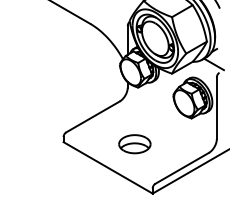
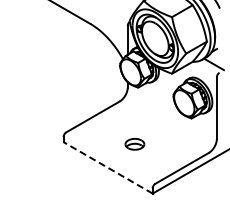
part size: 34x21 px -> 22x13 px (134, 144)
line: solid -> dashed (107, 167)
